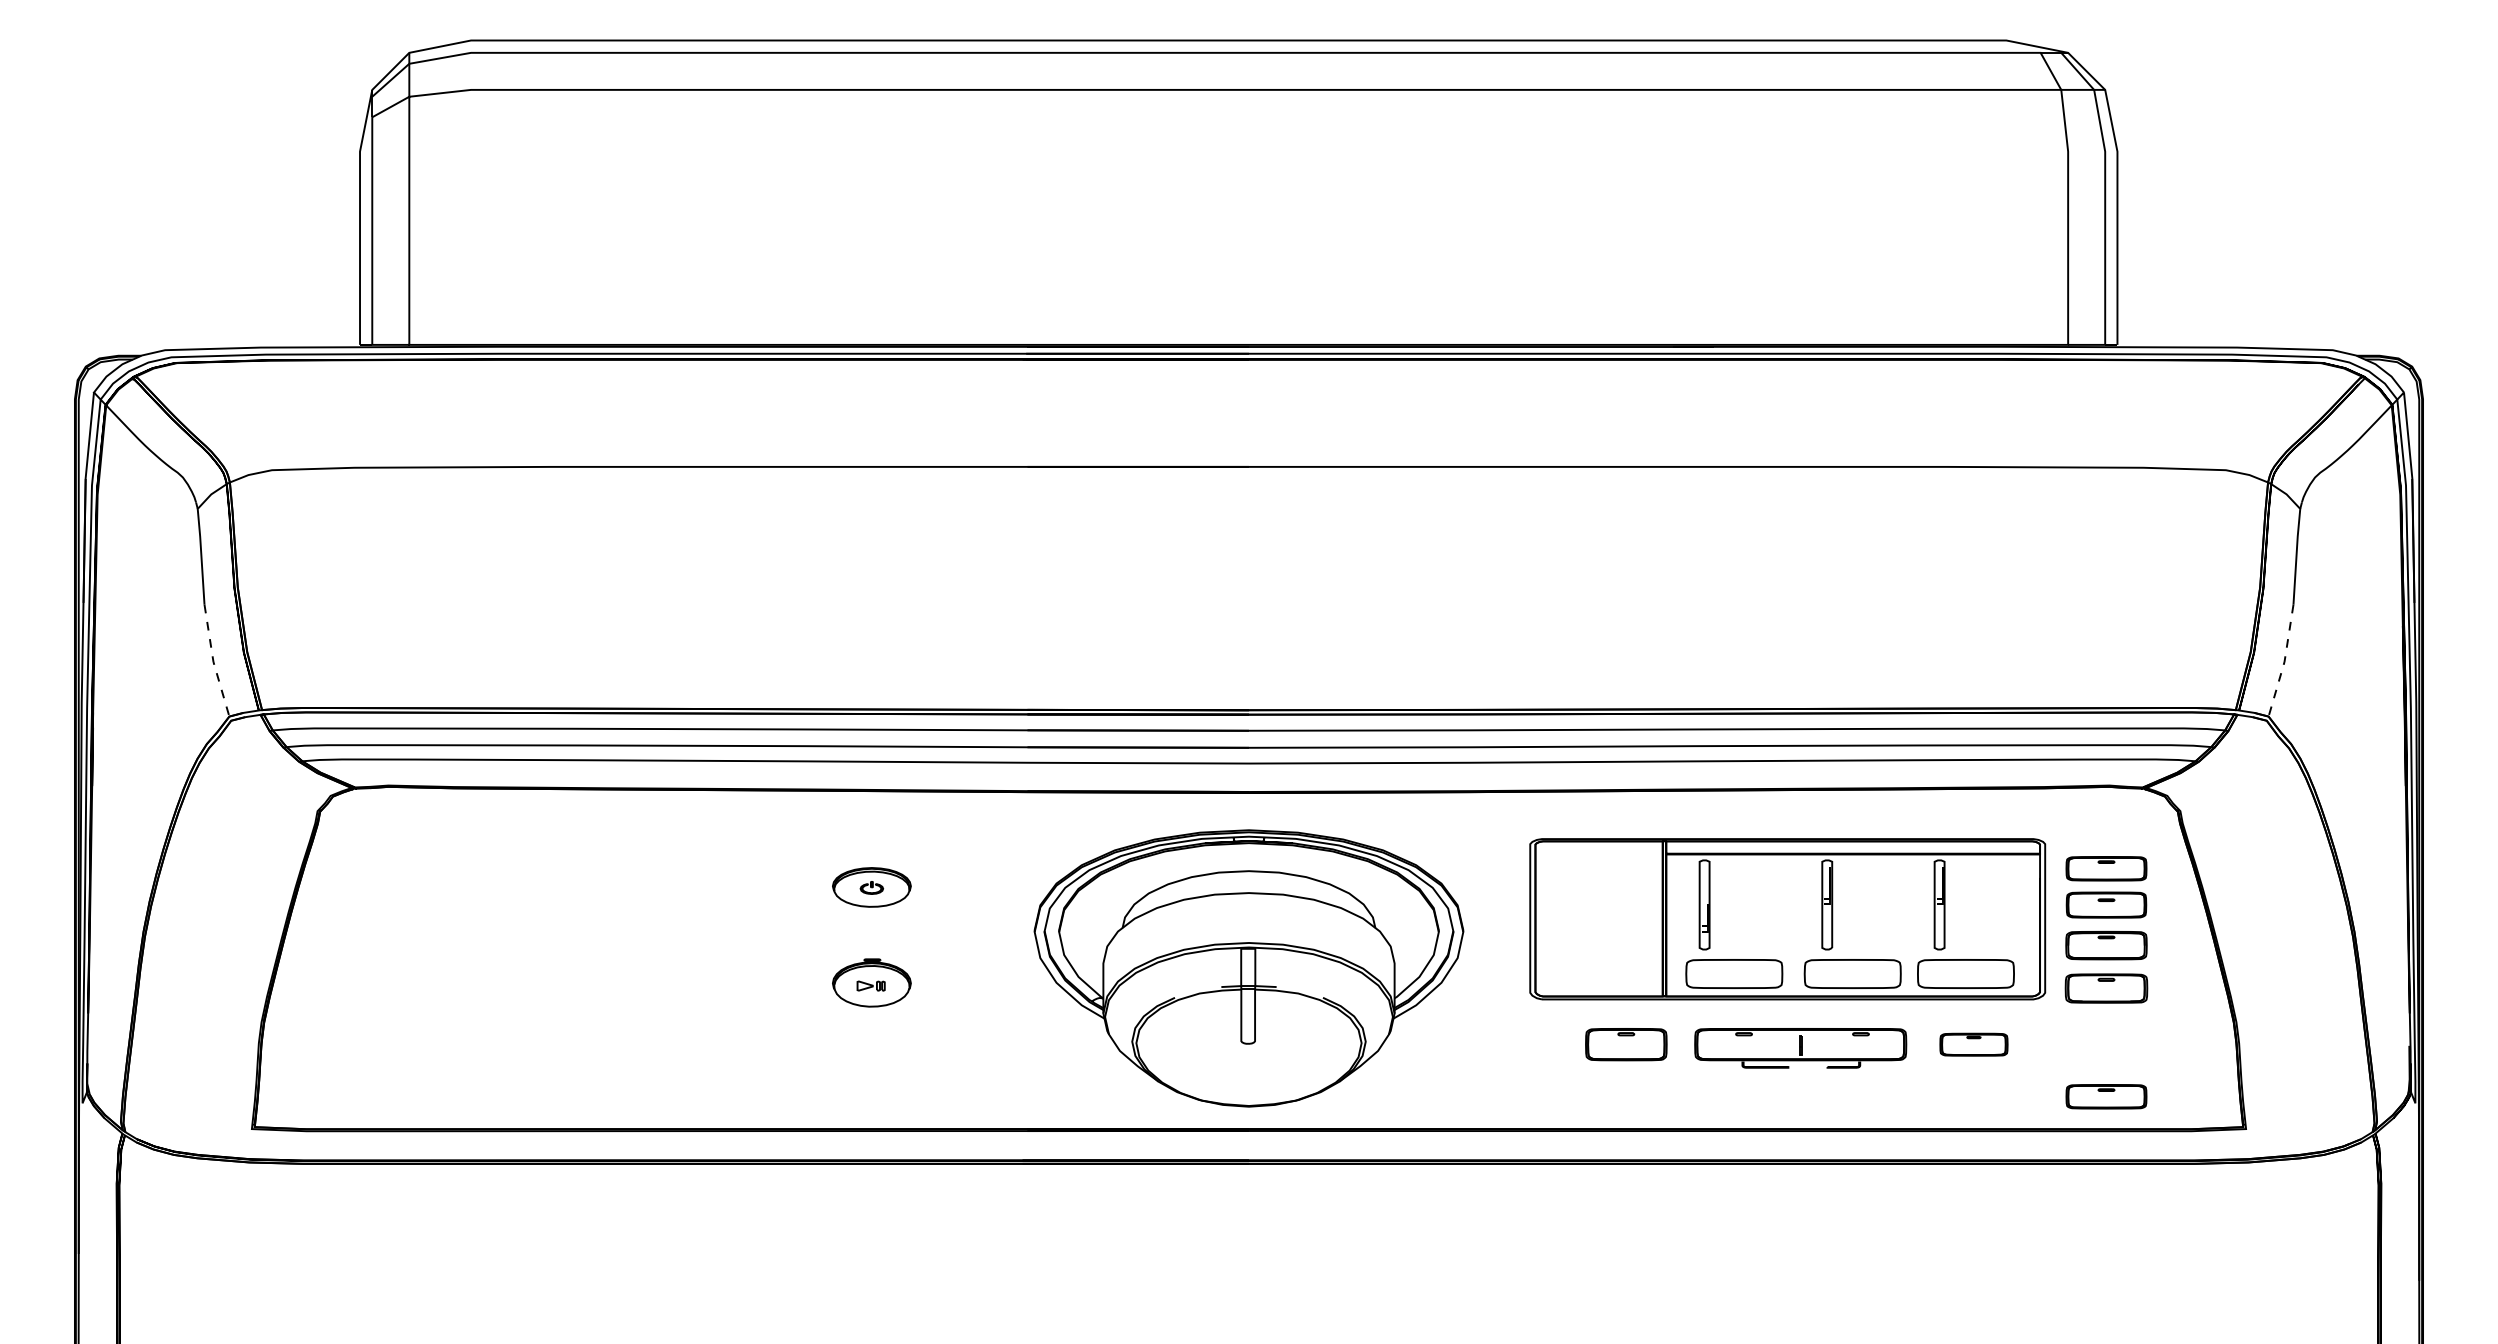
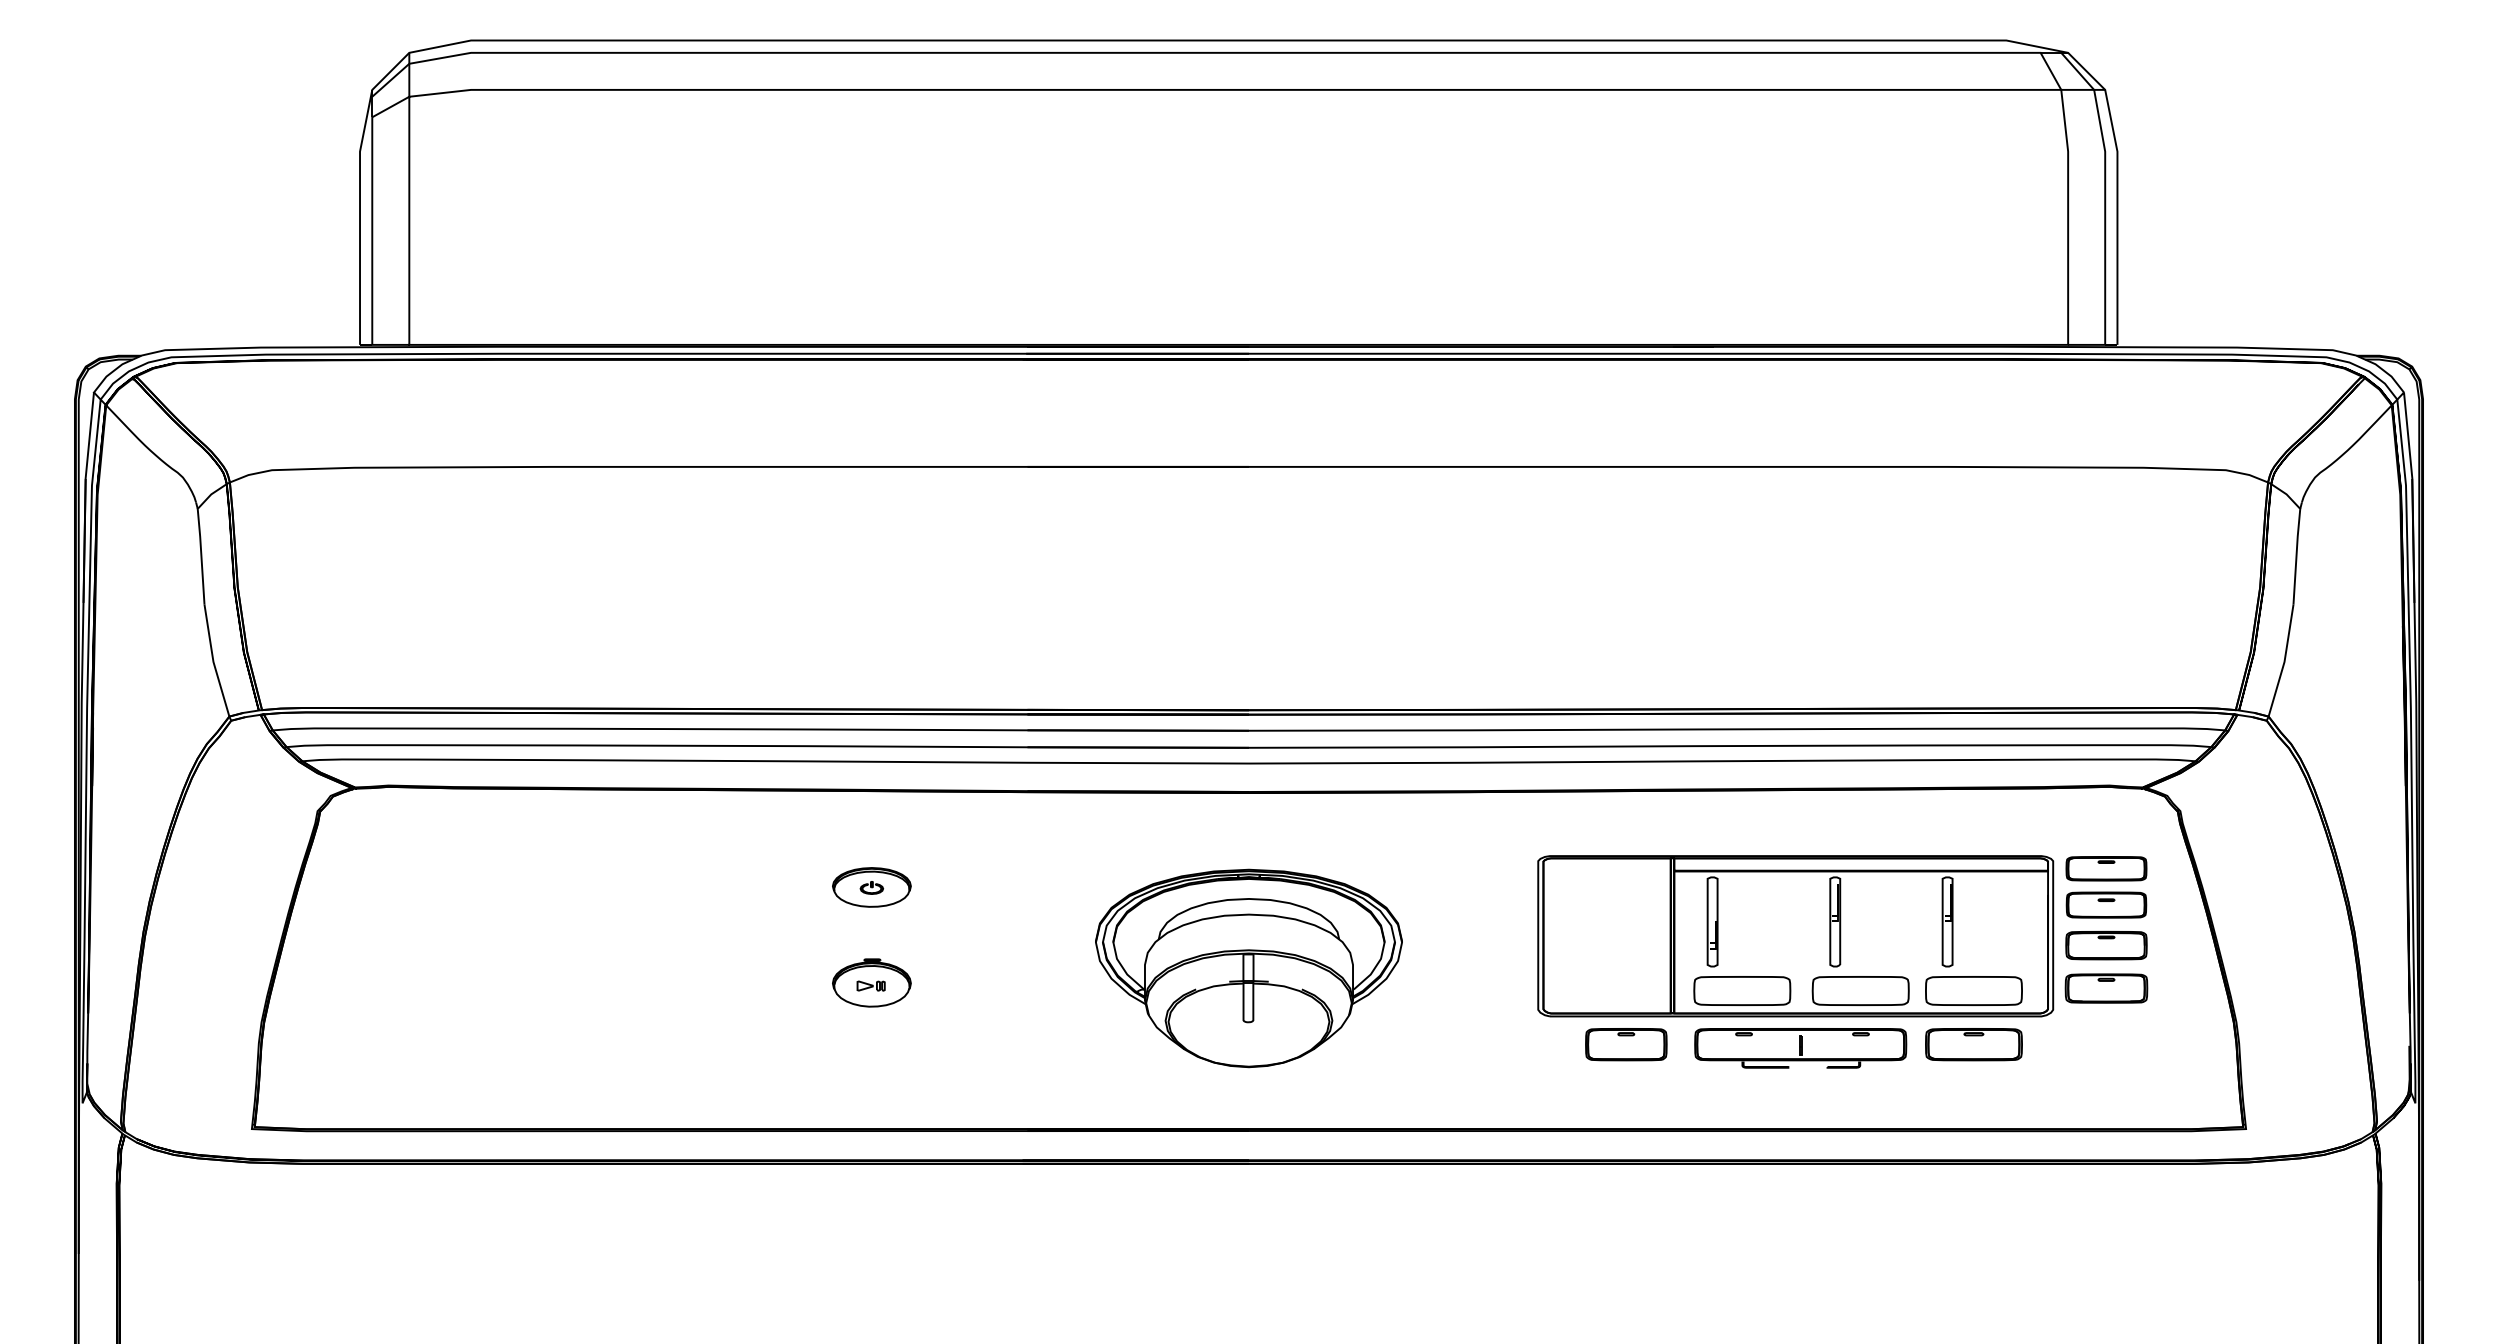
line: dashed -> solid (214, 663)
line: dashed -> solid (2283, 663)
part position: (1787, 919) -> (1795, 936) (1795, 936)
part size: 432x279 px -> 308x201 px (1248, 968)
part size: 70x25 px -> 98x34 px (1973, 1044)
part: present -> none (2106, 1096)
